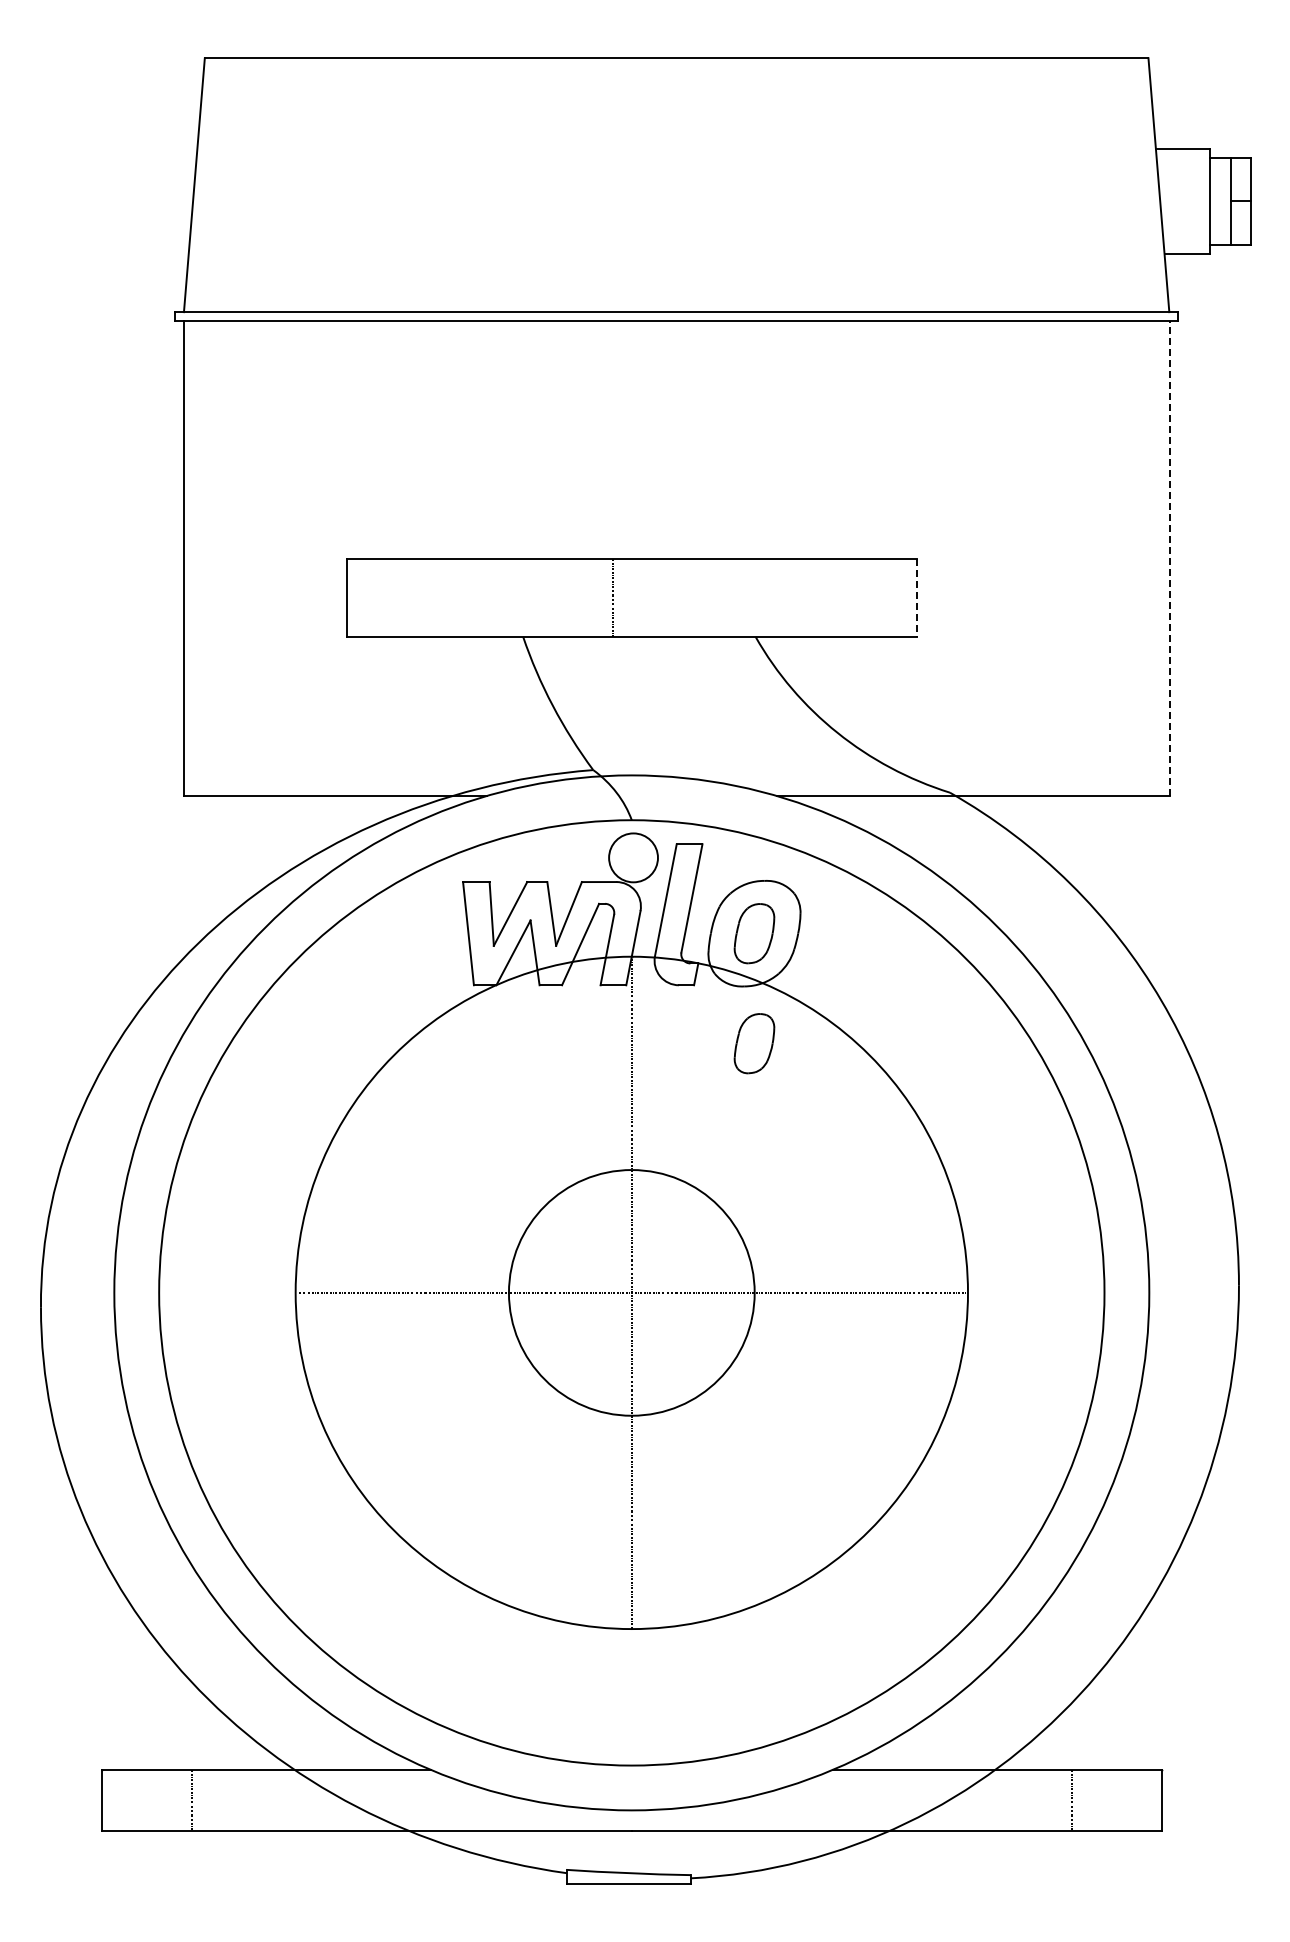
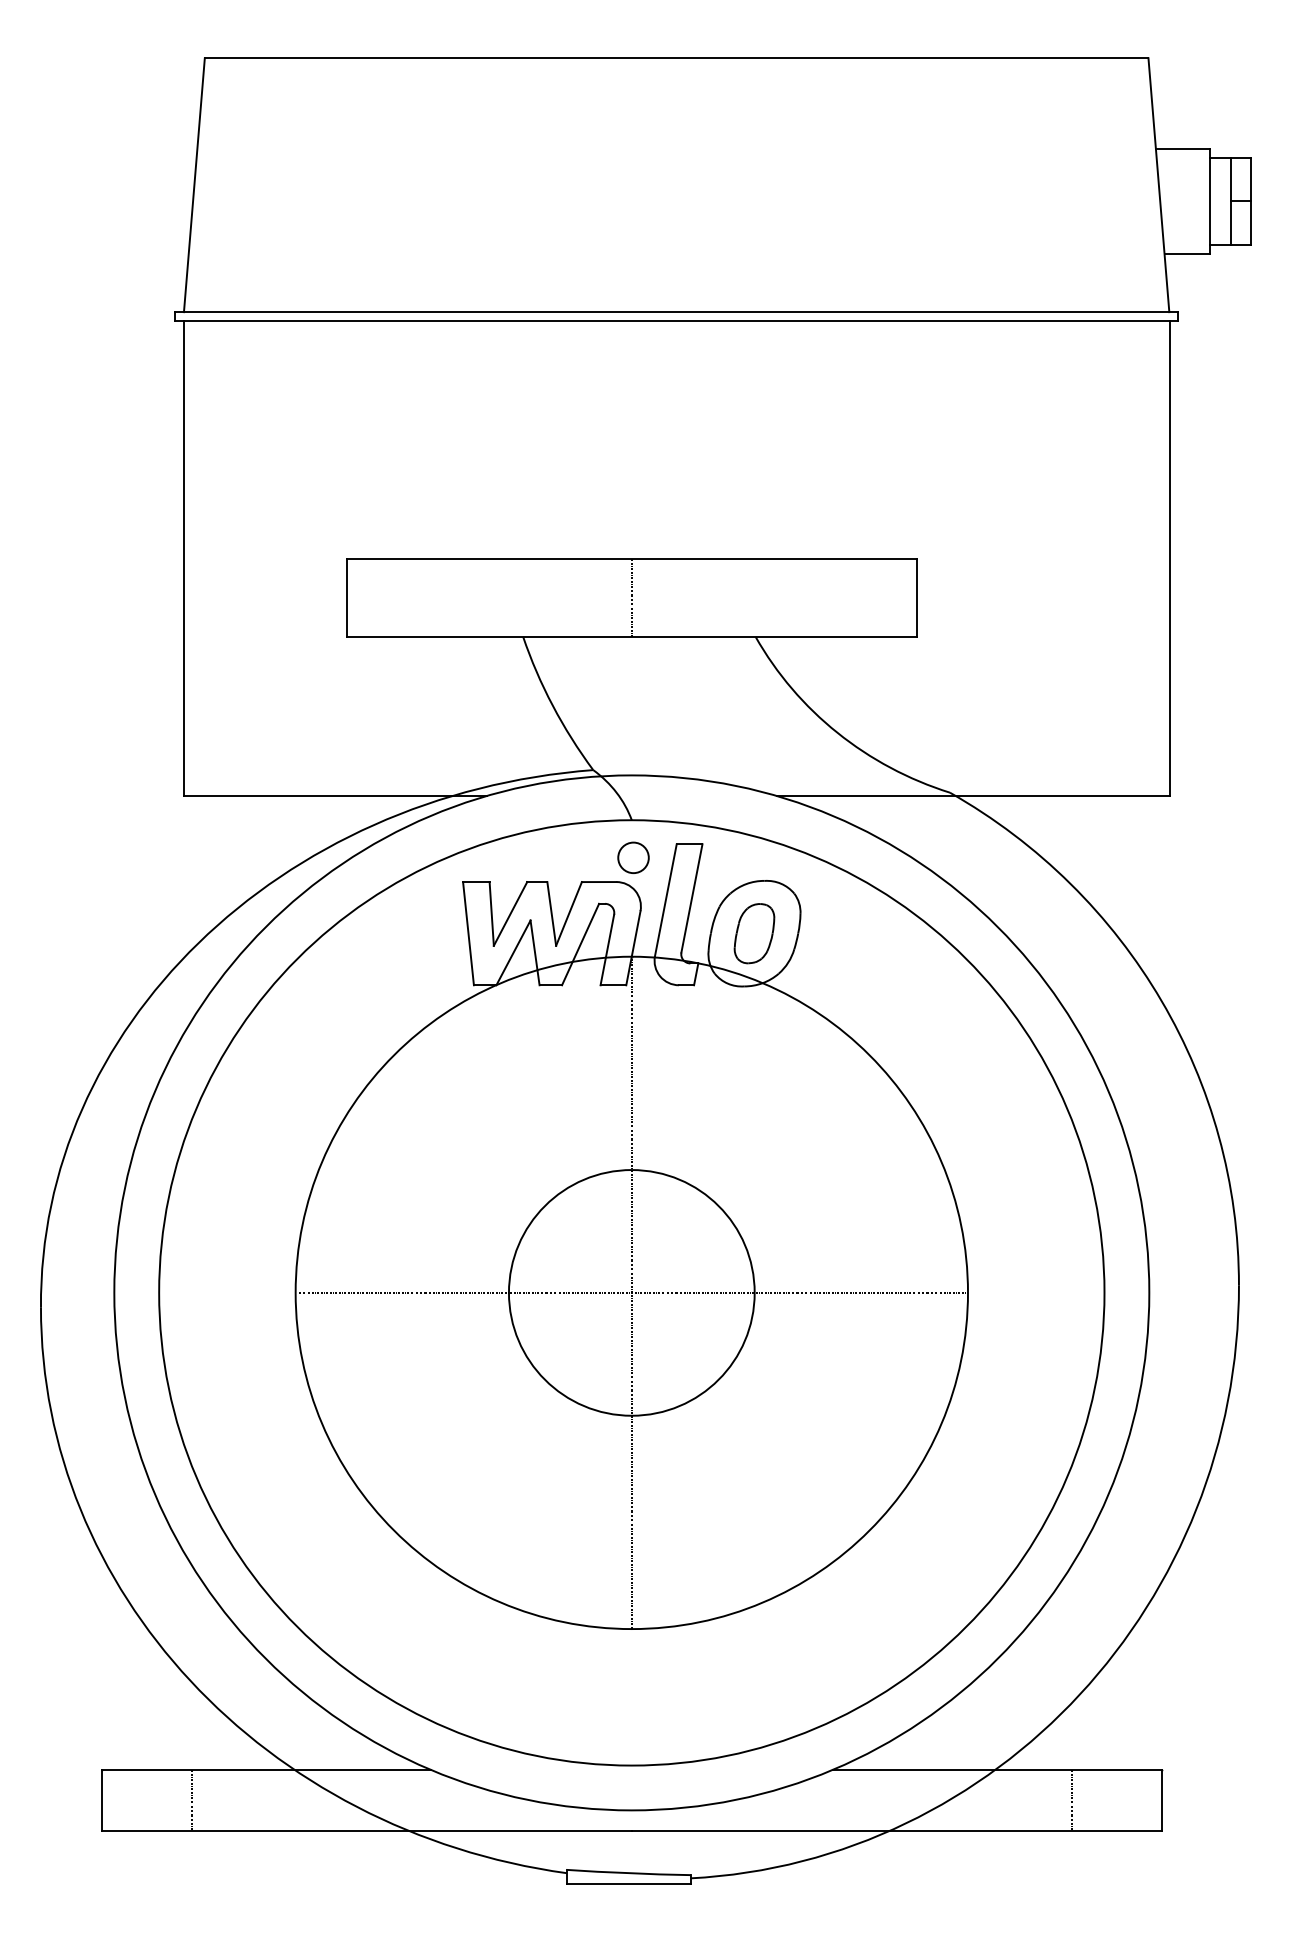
line: dashed -> solid (1169, 558)
line position: (612, 597) -> (631, 597) (631, 597)
line: dashed -> solid (917, 598)
circle diameter: 49 px -> 31 px (633, 857)
part: present -> none (754, 1043)
